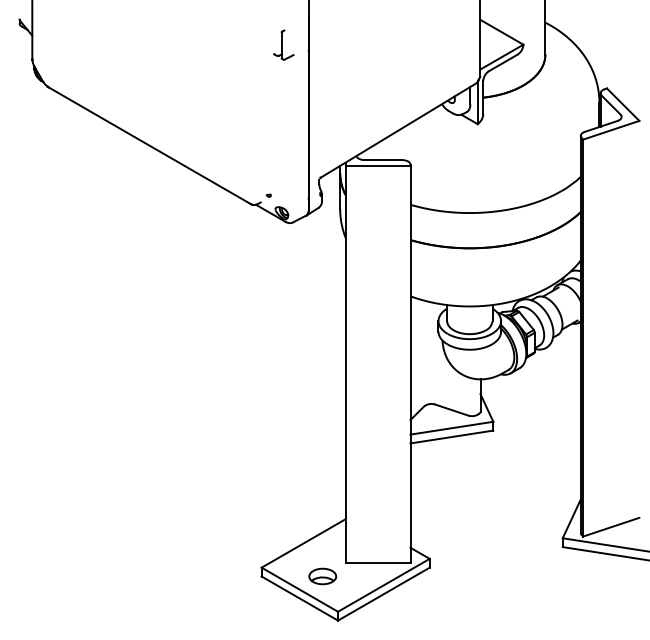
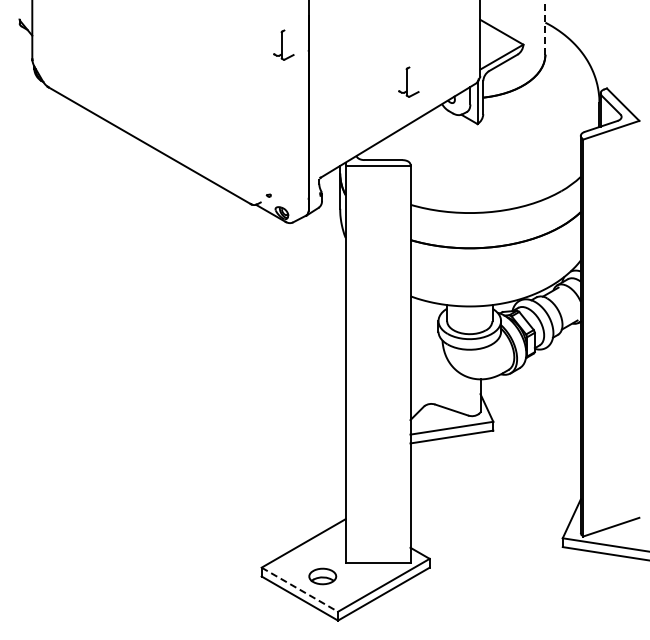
line: solid -> dashed (545, 27)
part: none -> present (408, 81)
line: solid -> dashed (300, 589)
